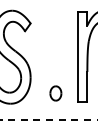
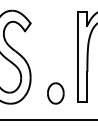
part size: 14x17 px -> 18x23 px (55, 93)
line: dashed -> solid (49, 119)
